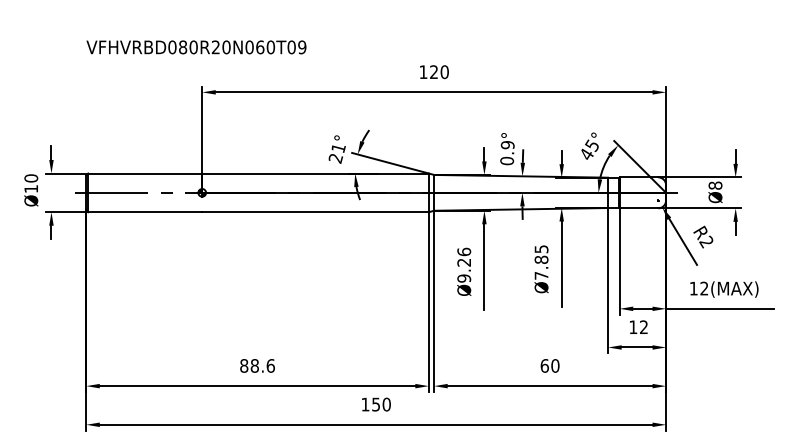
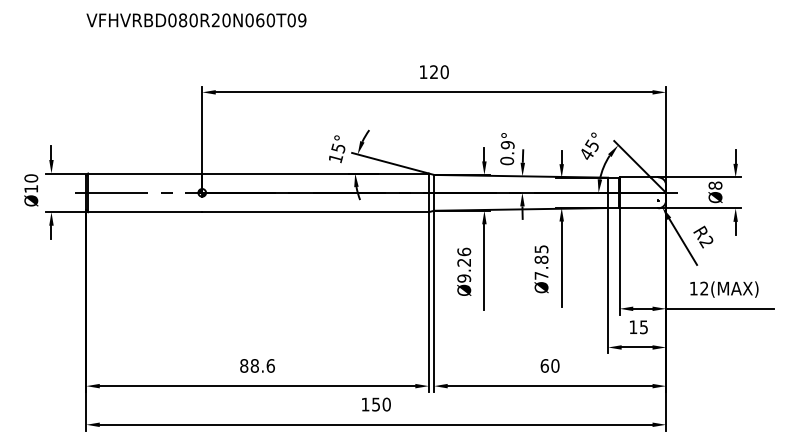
text position: (196, 47) -> (196, 20) (196, 20)
text: 21° -> 15° (336, 153)
text: 12 -> 15 (643, 327)
